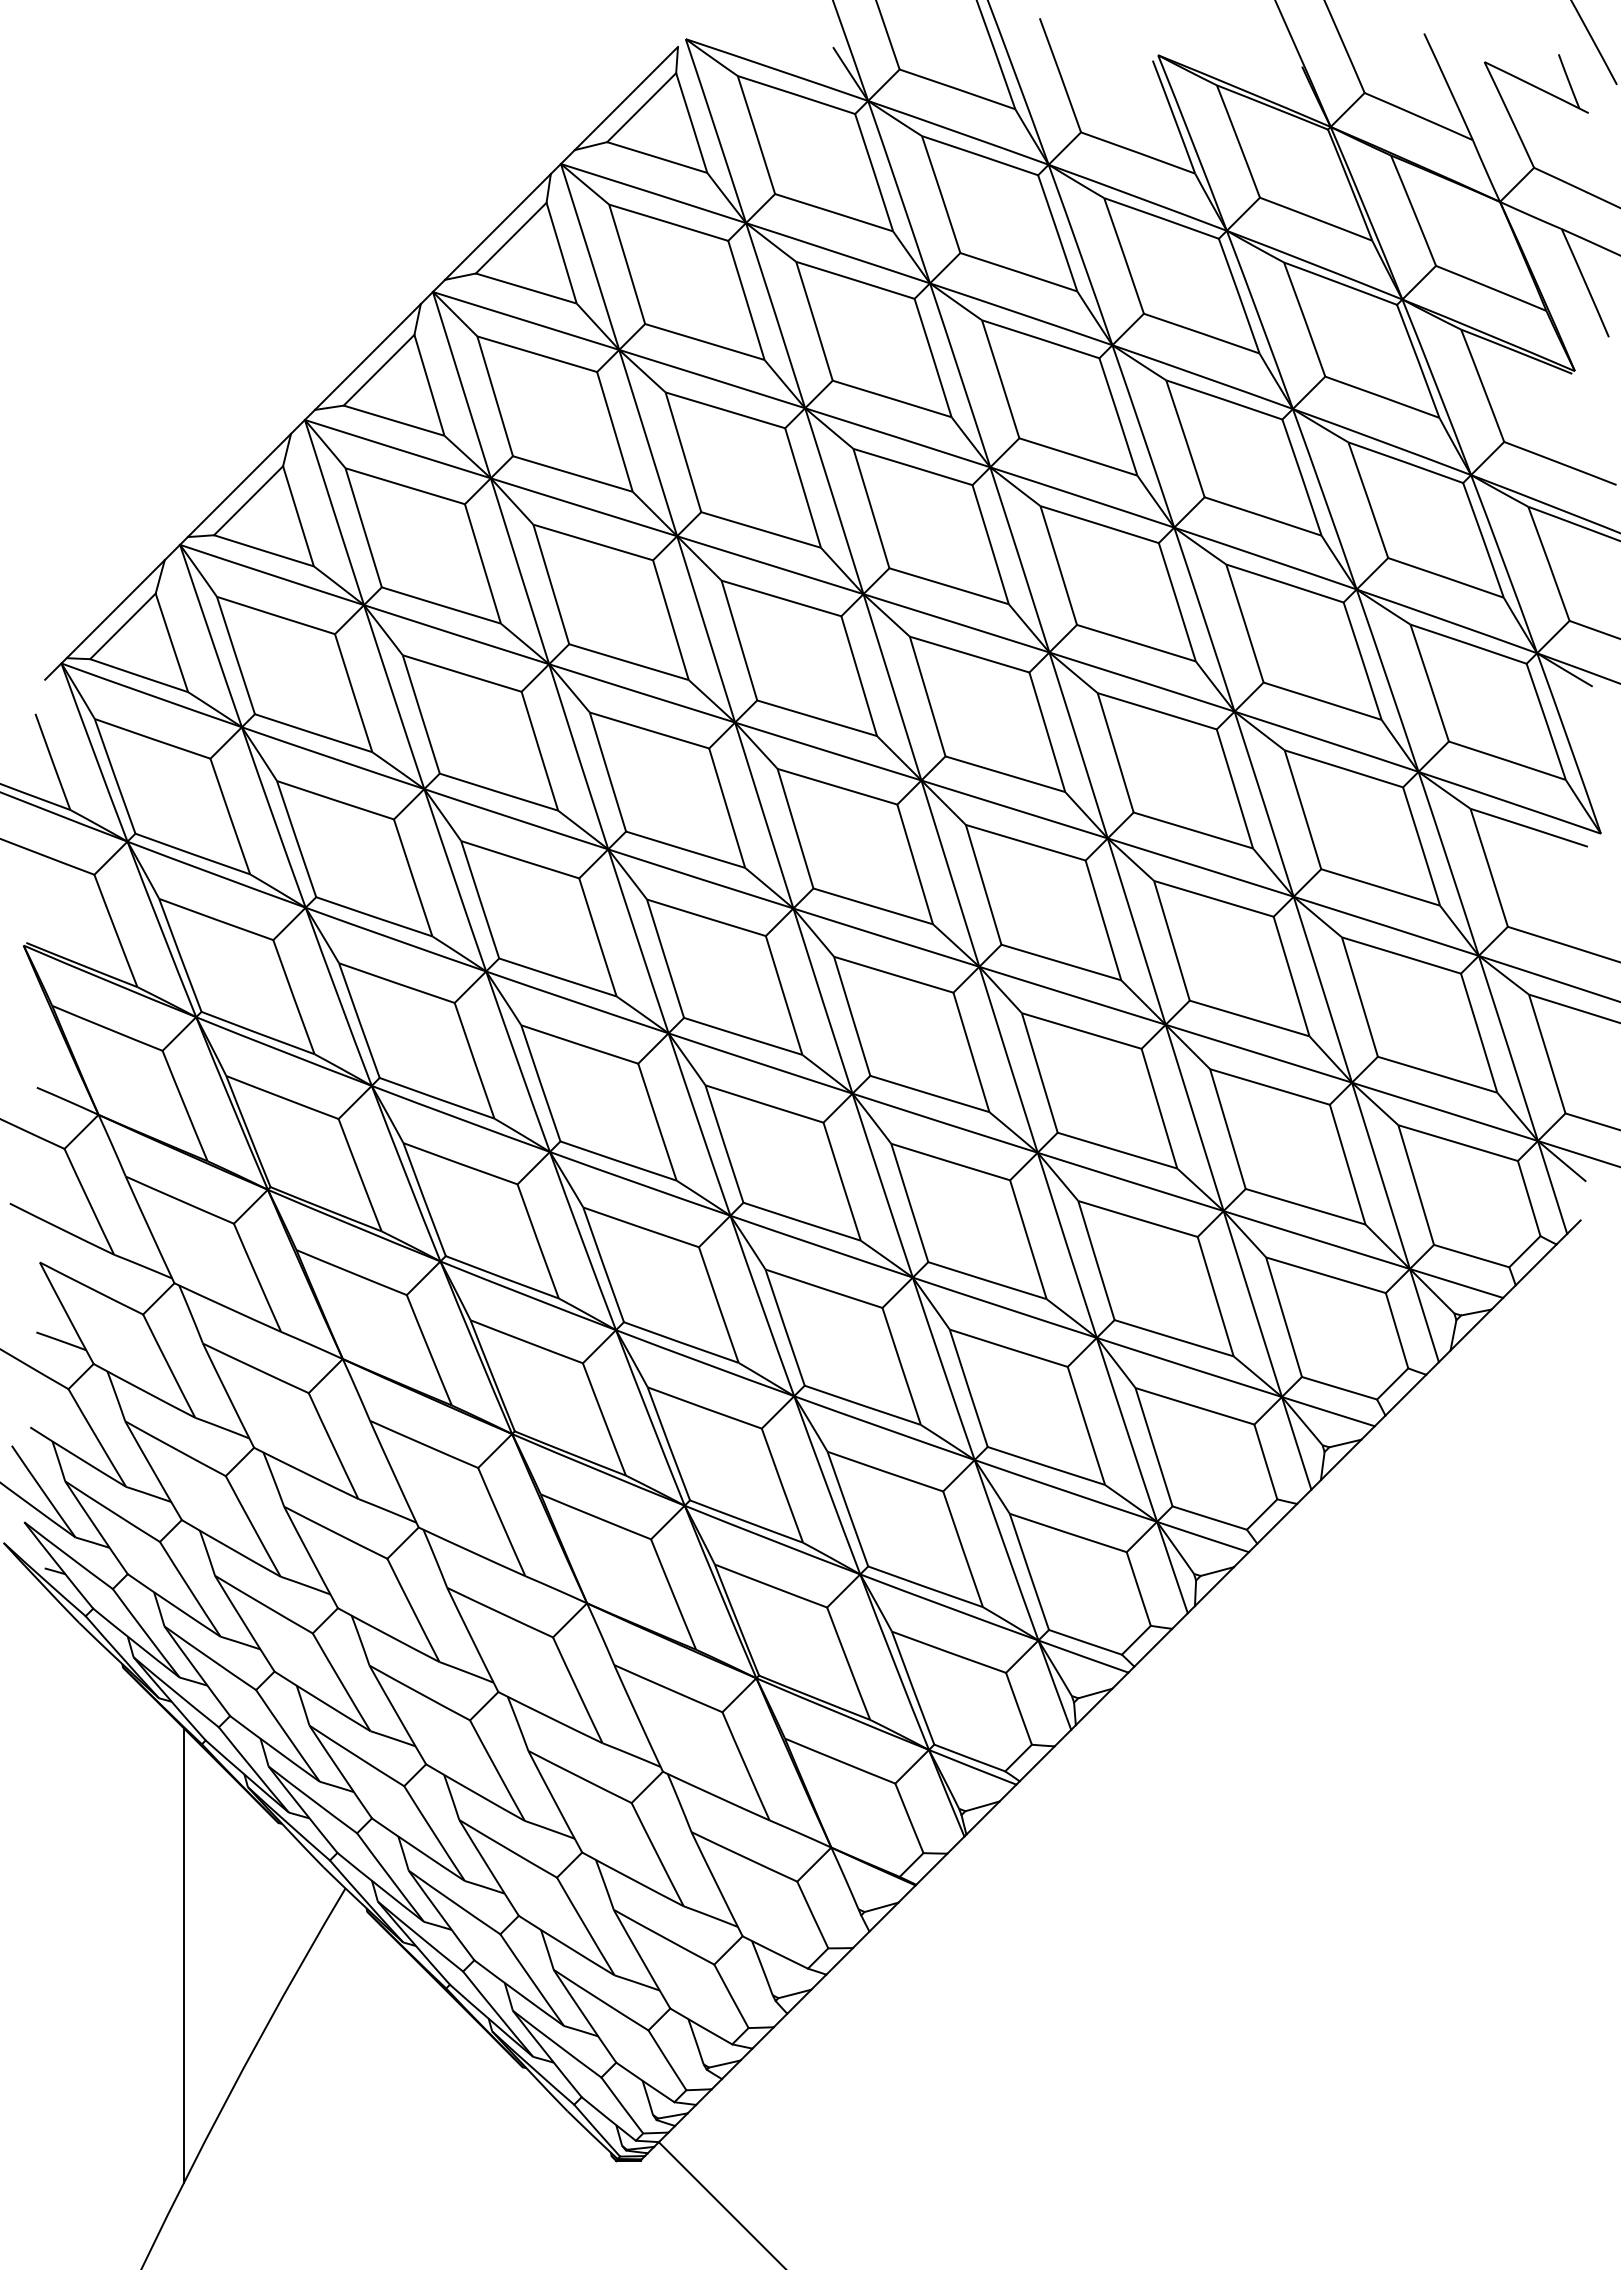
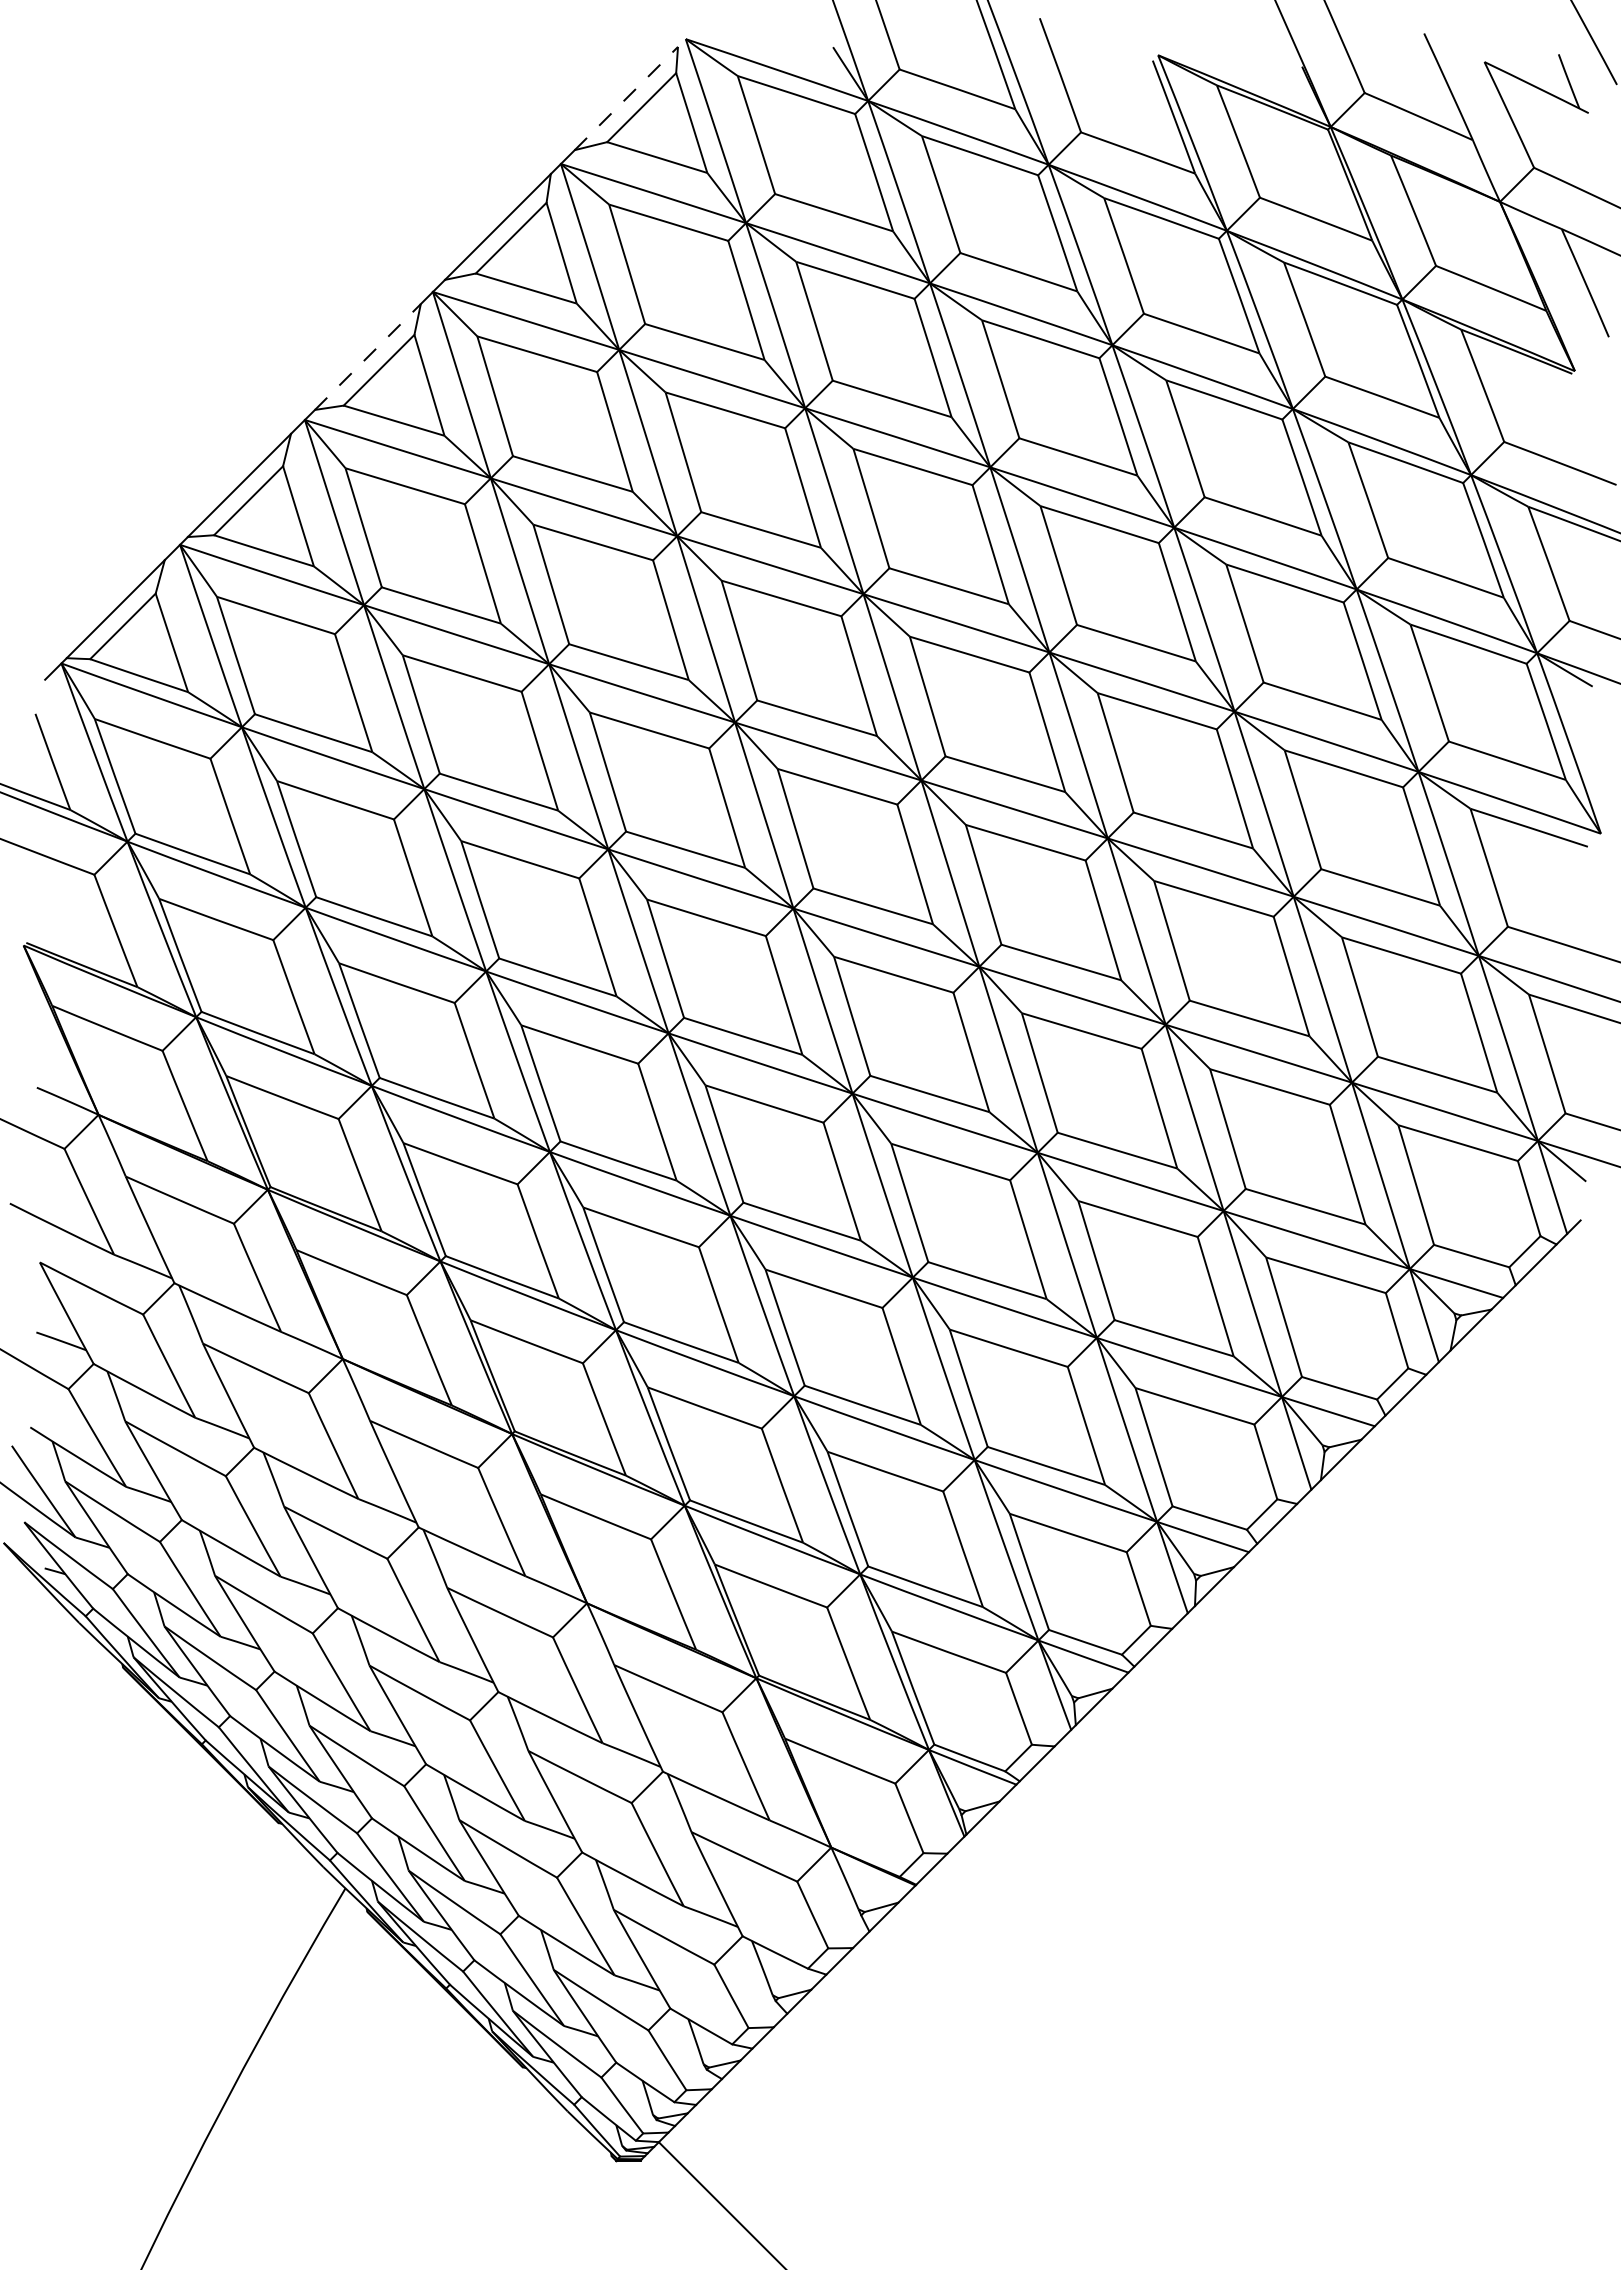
line: solid -> dashed (626, 98)
line: solid -> dashed (367, 357)
line: present -> none (183, 1955)
